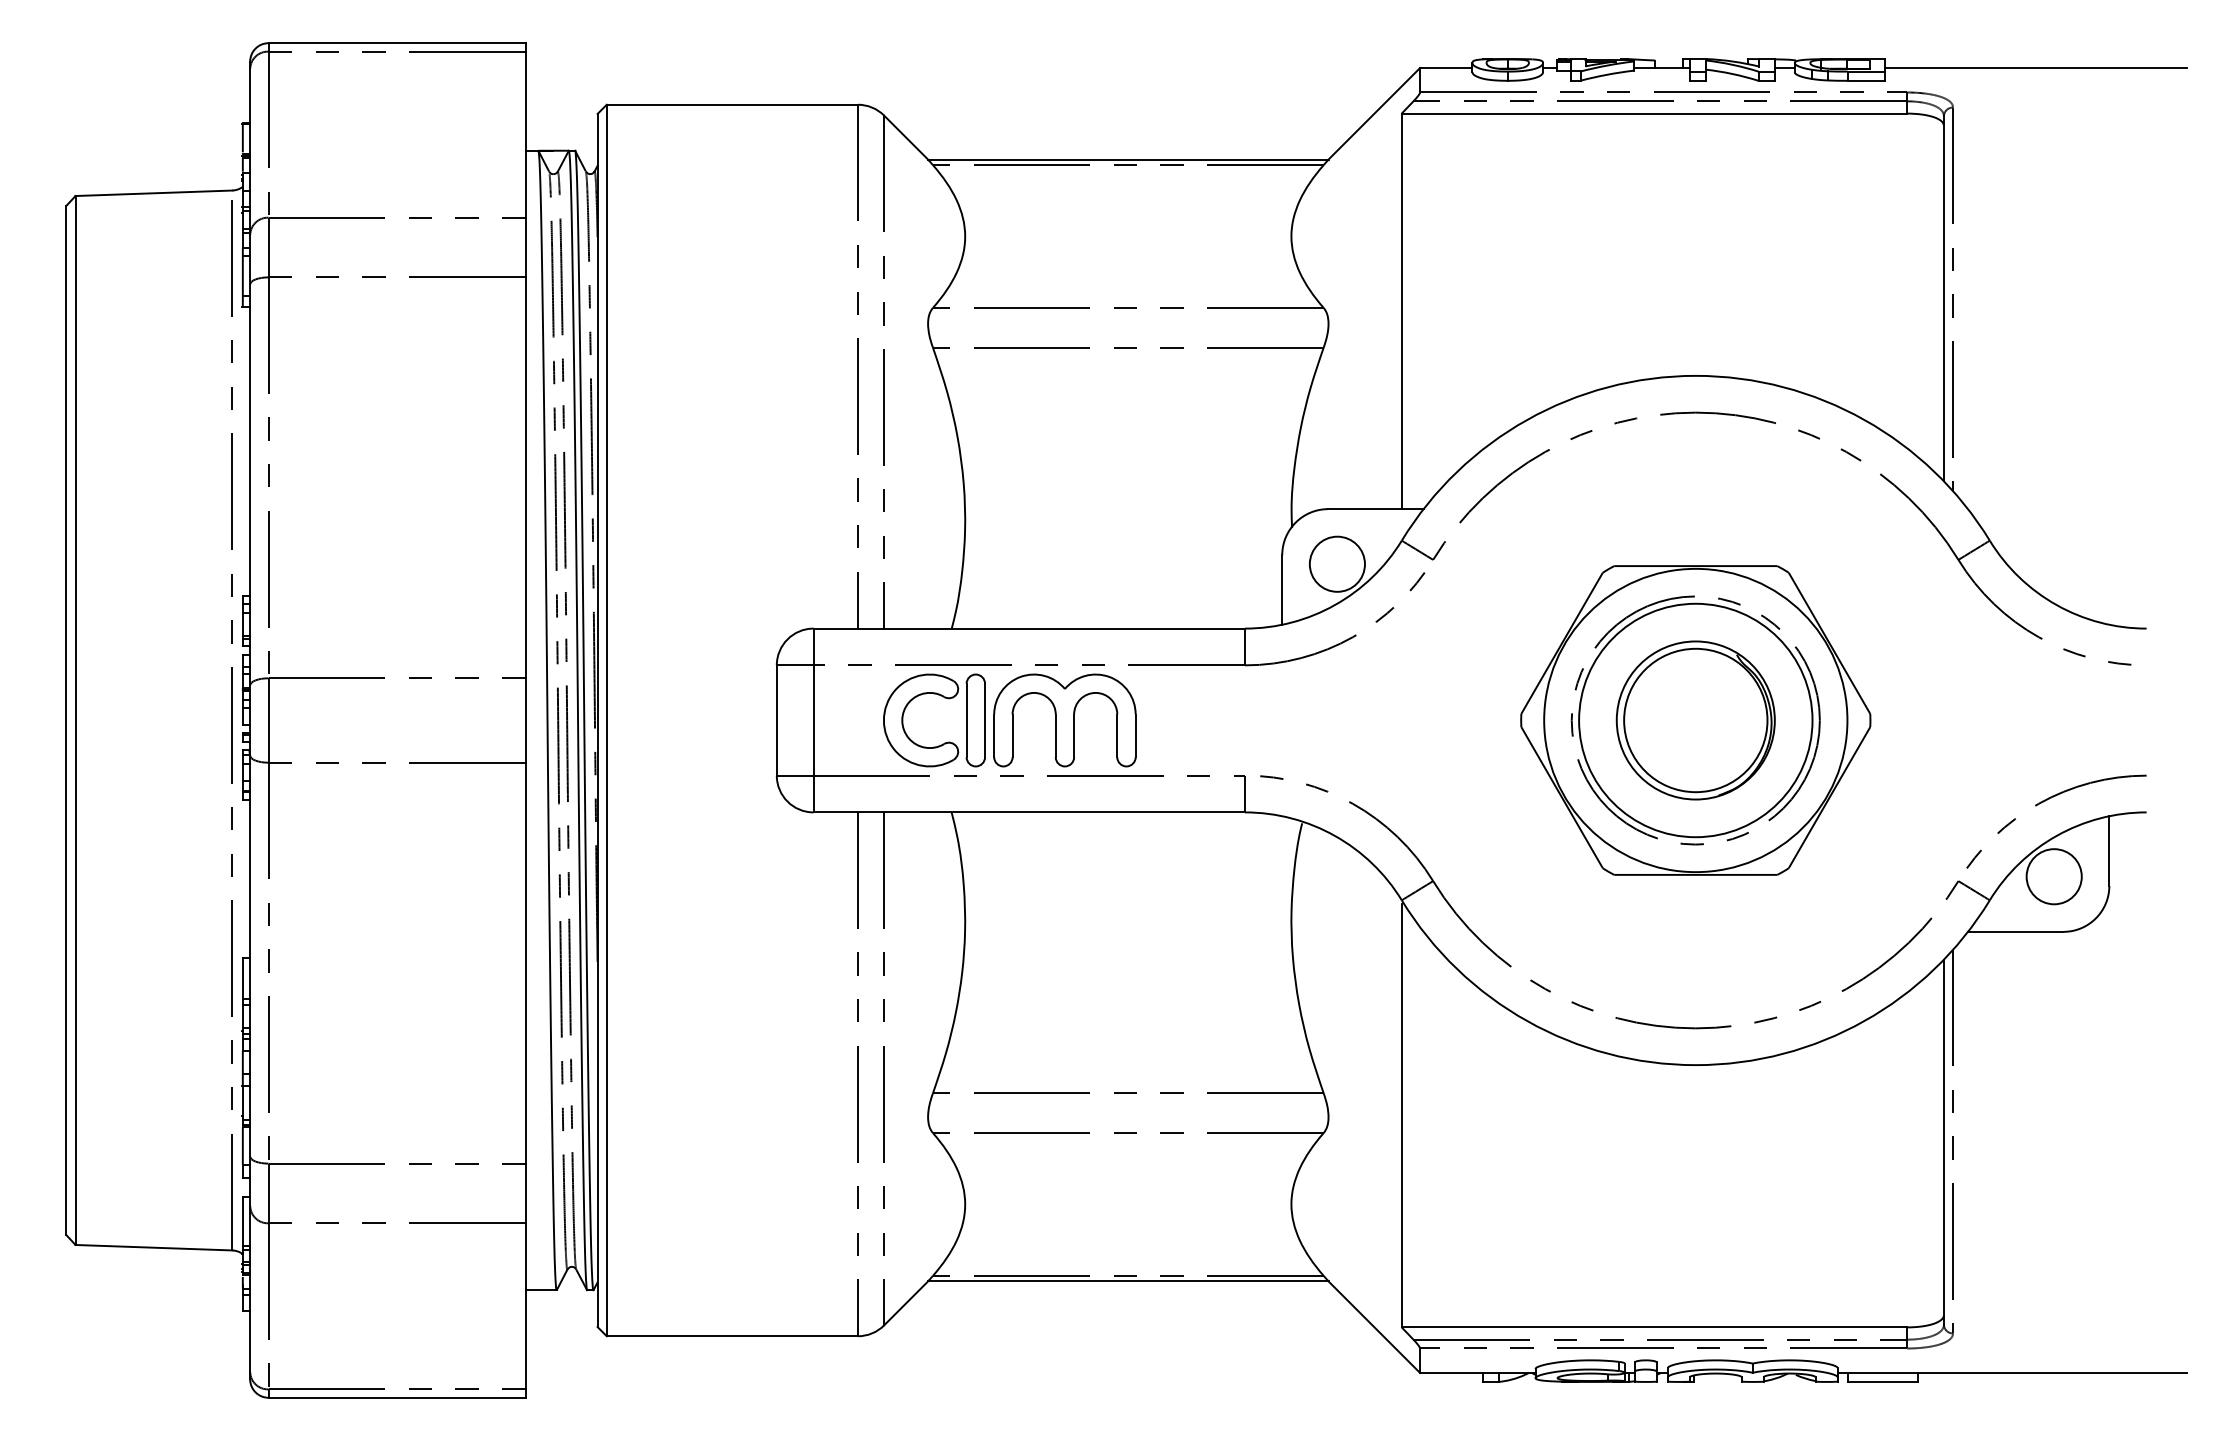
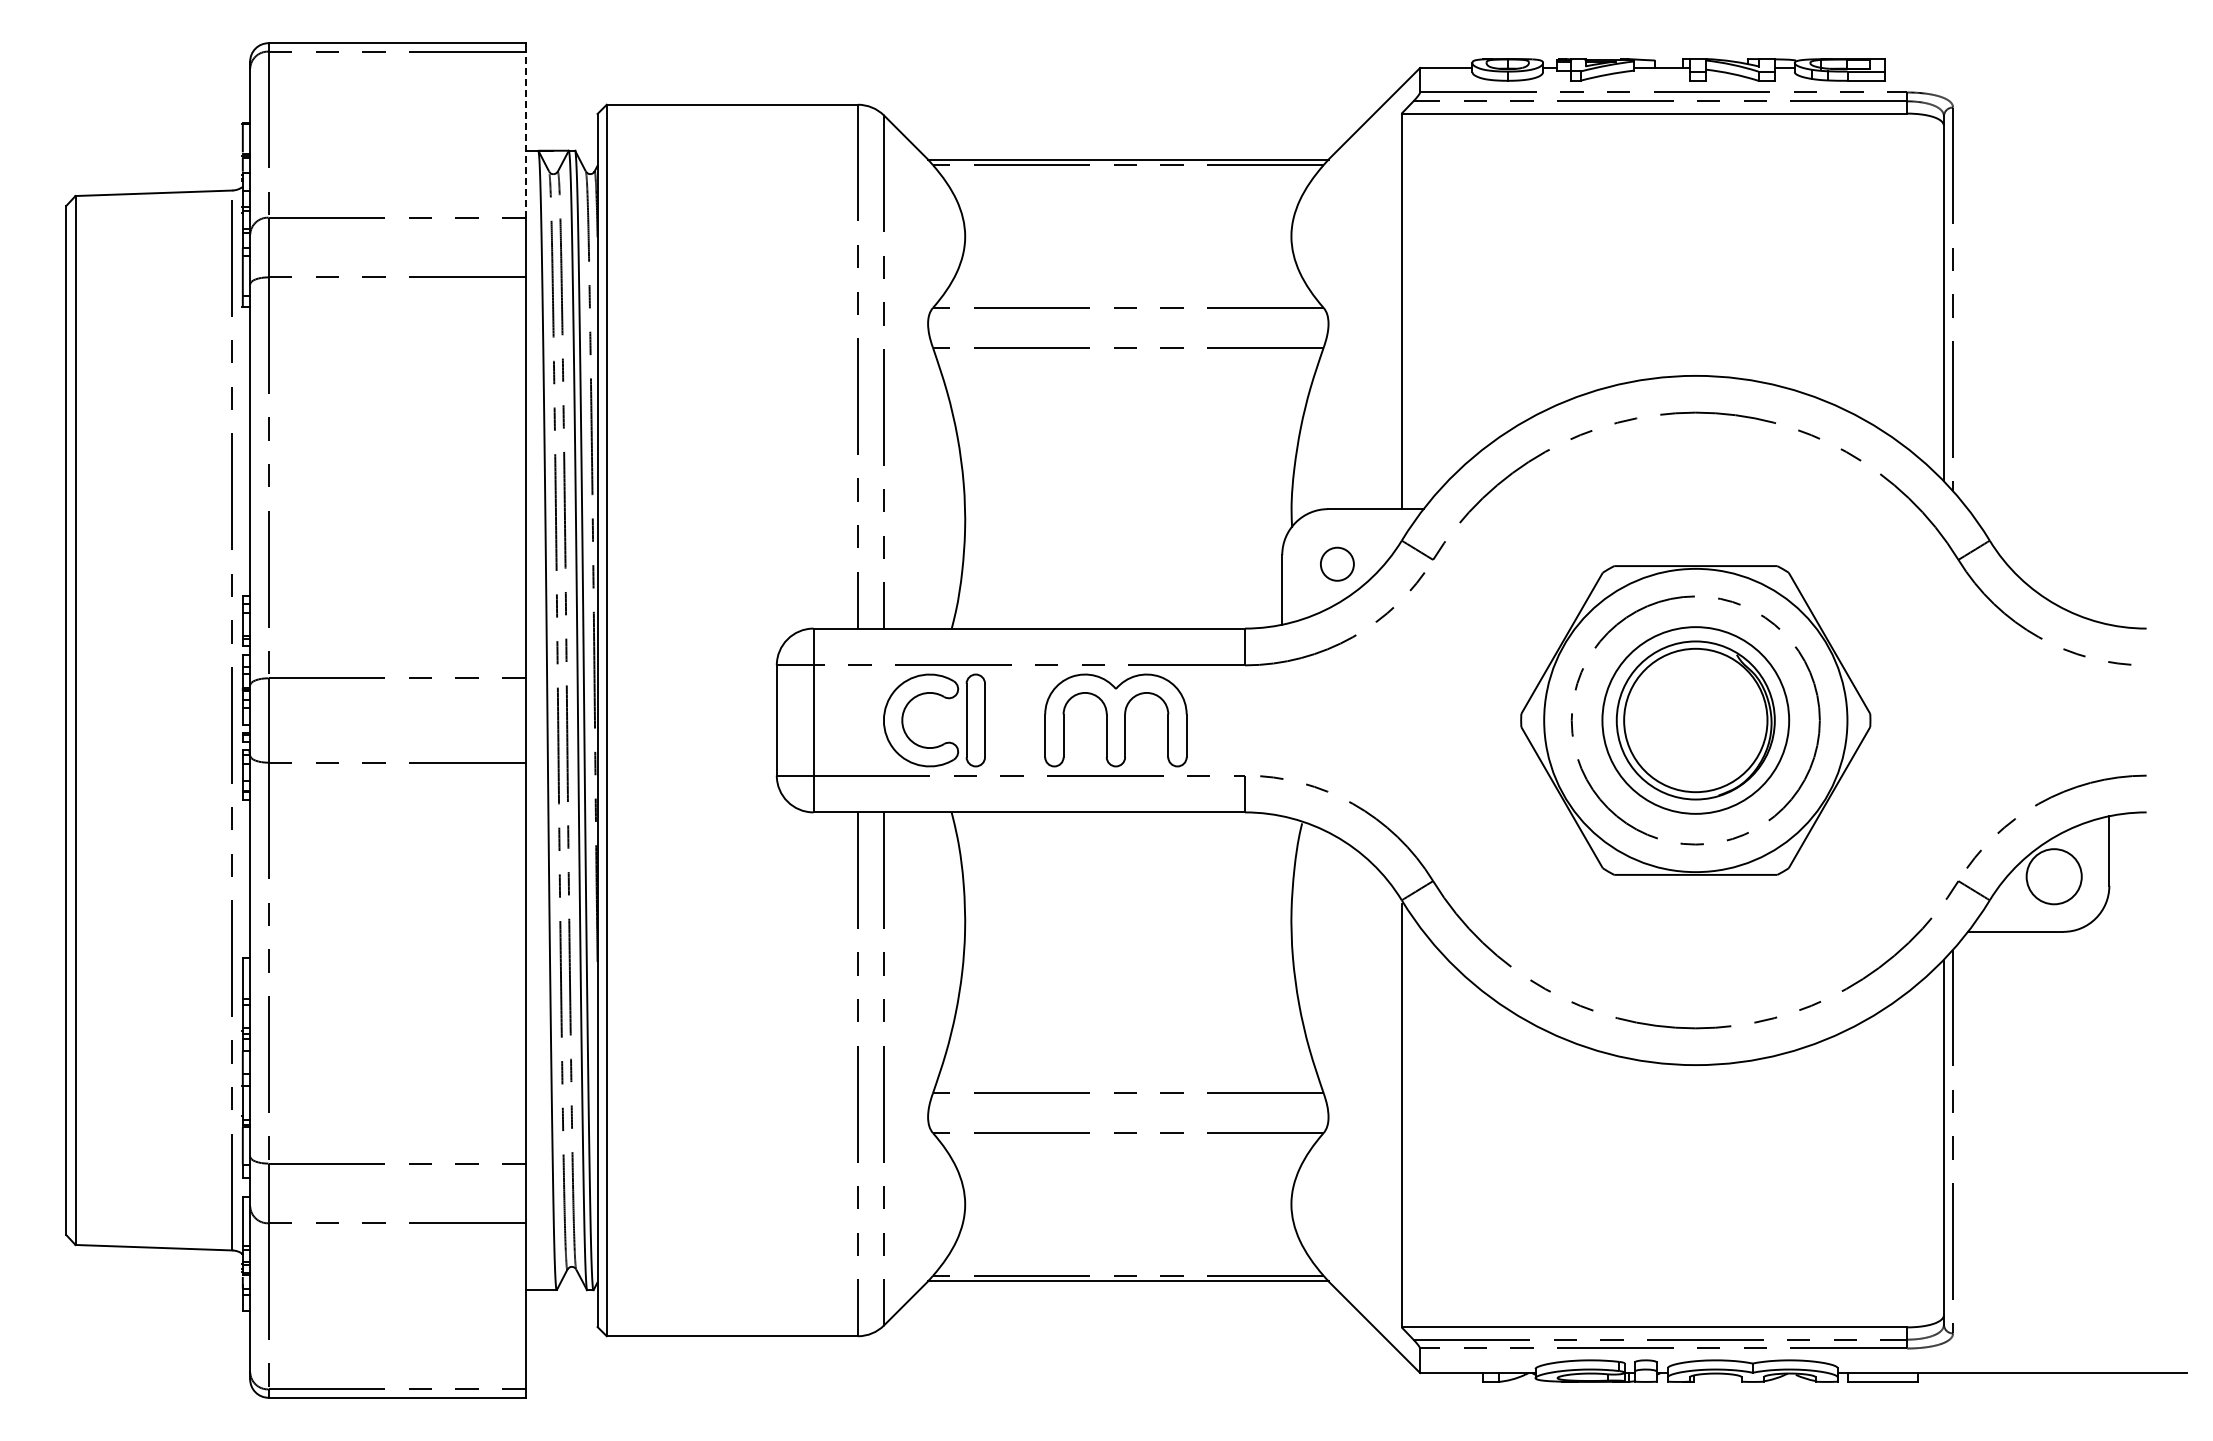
line: present -> none (2036, 68)
line: solid -> dashed (525, 134)
circle diameter: 55 px -> 33 px (1336, 563)
part position: (1064, 720) -> (1115, 720) (1115, 720)
circle diameter: 233 px -> 187 px (1695, 720)
